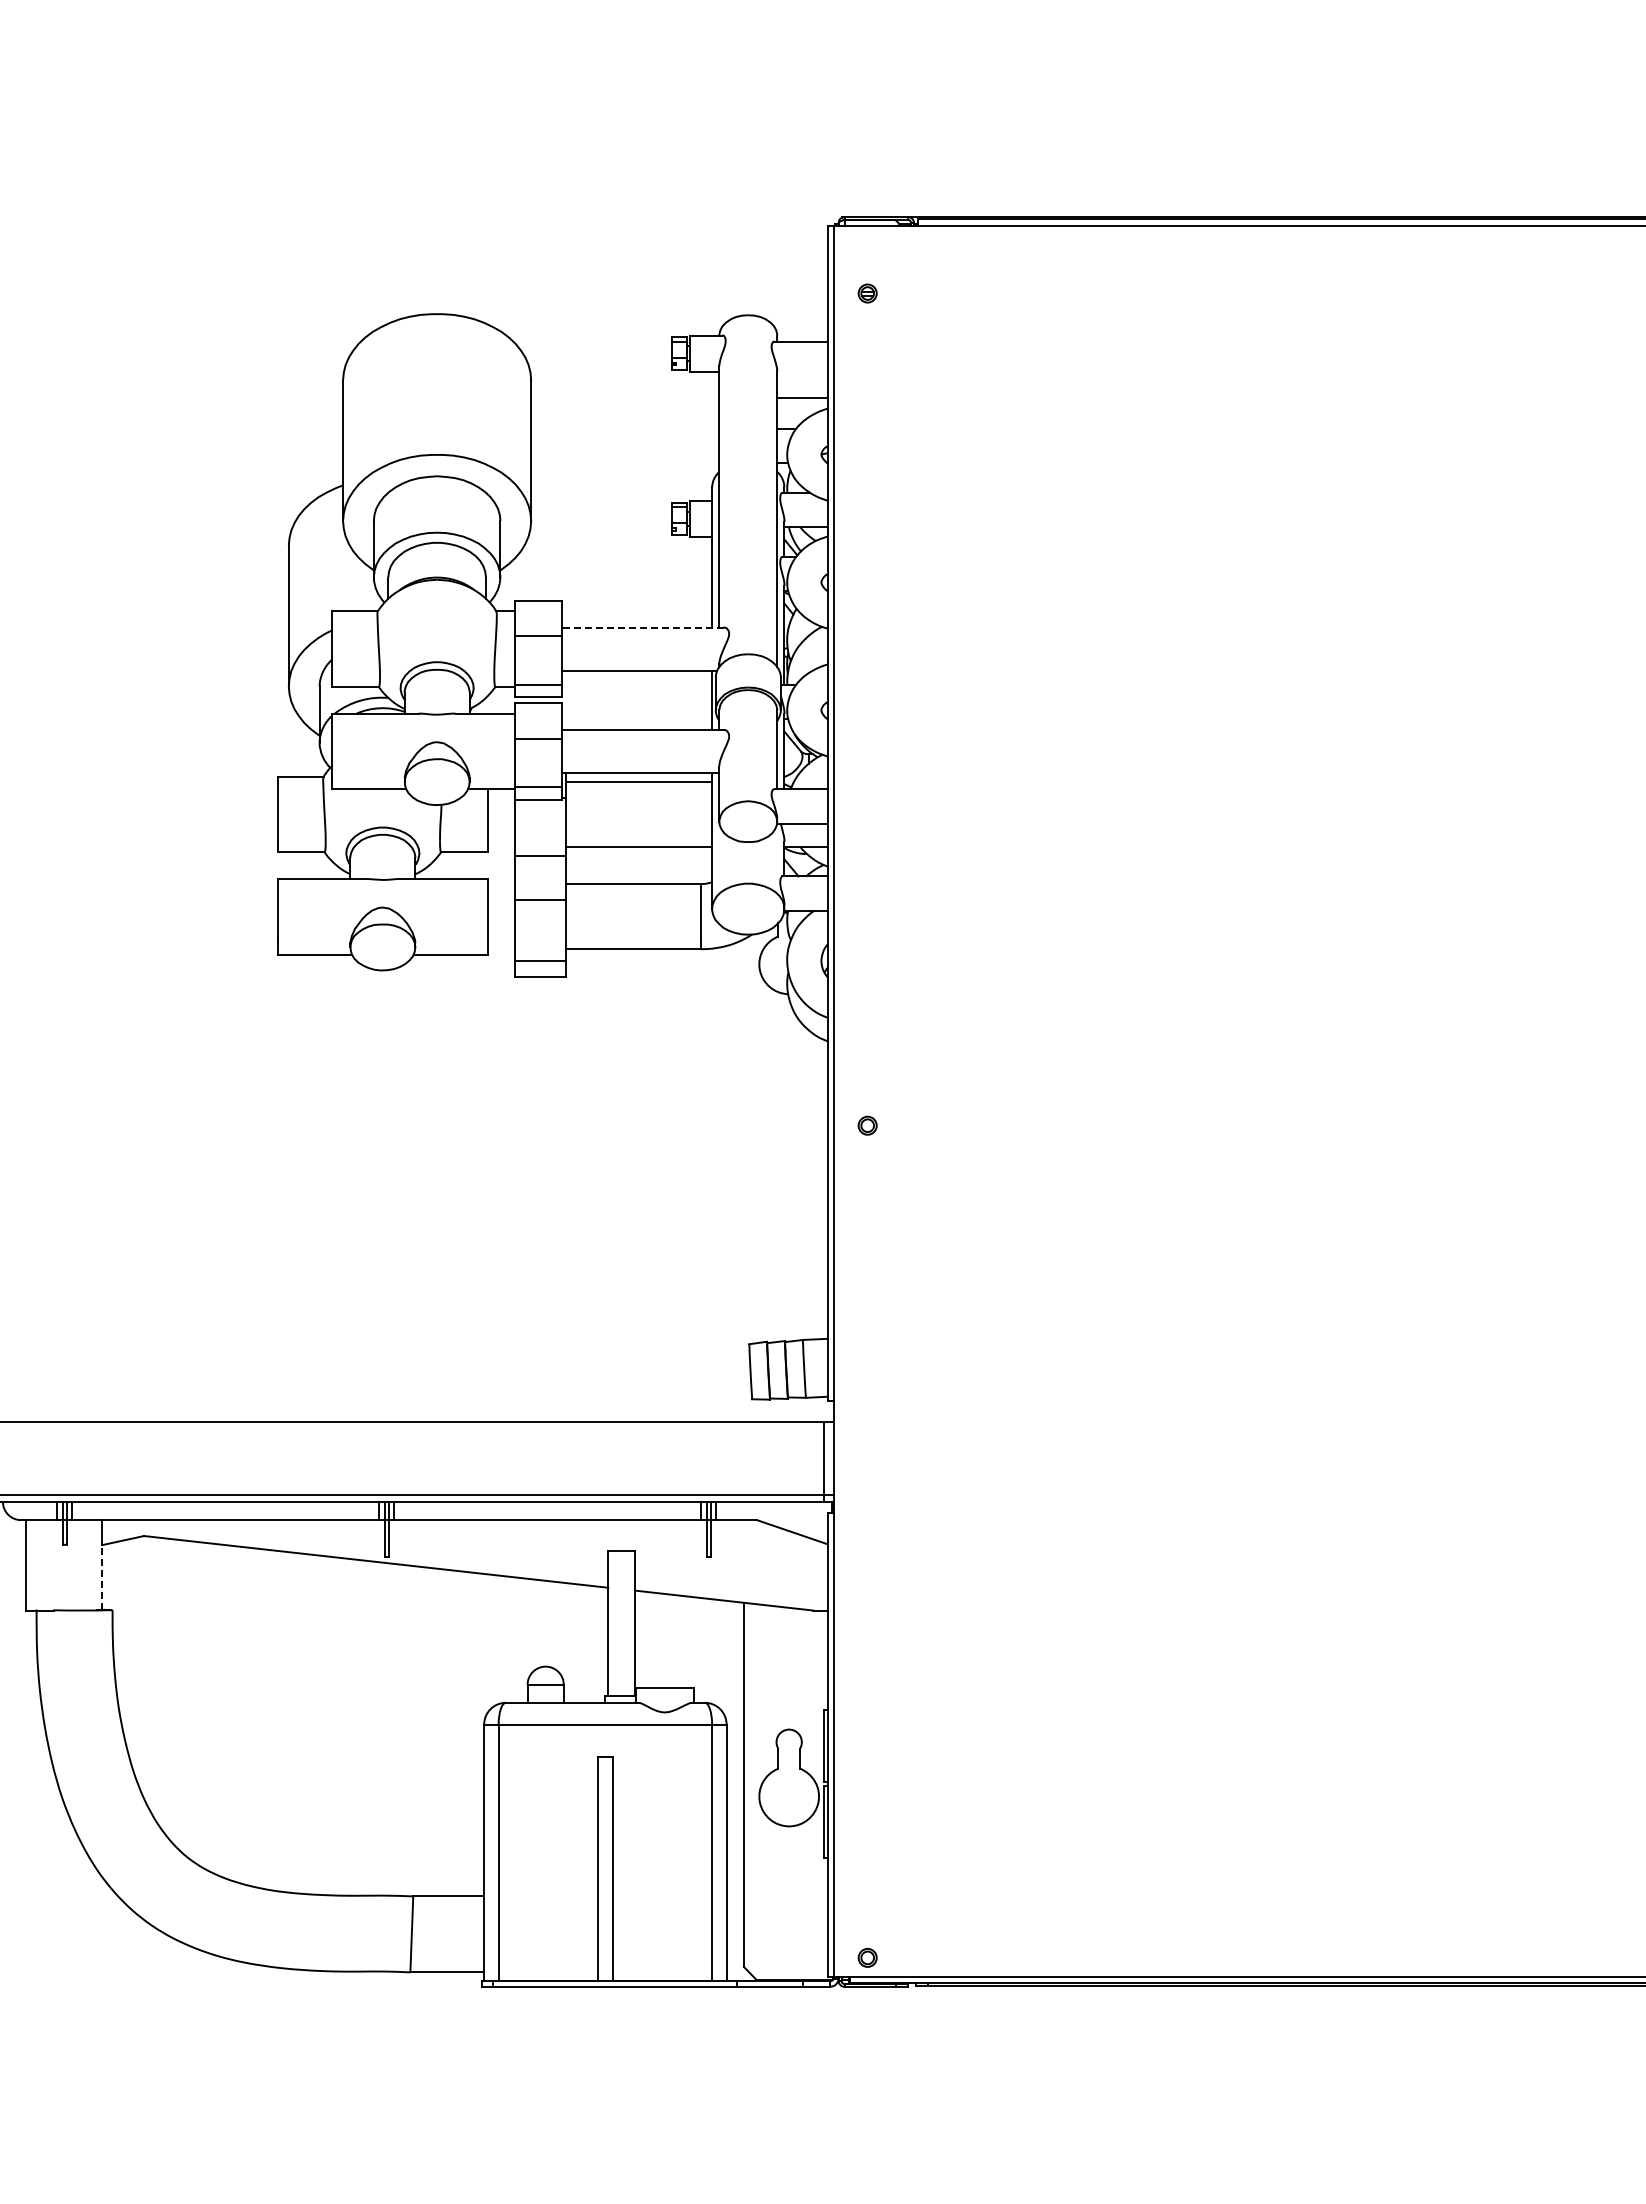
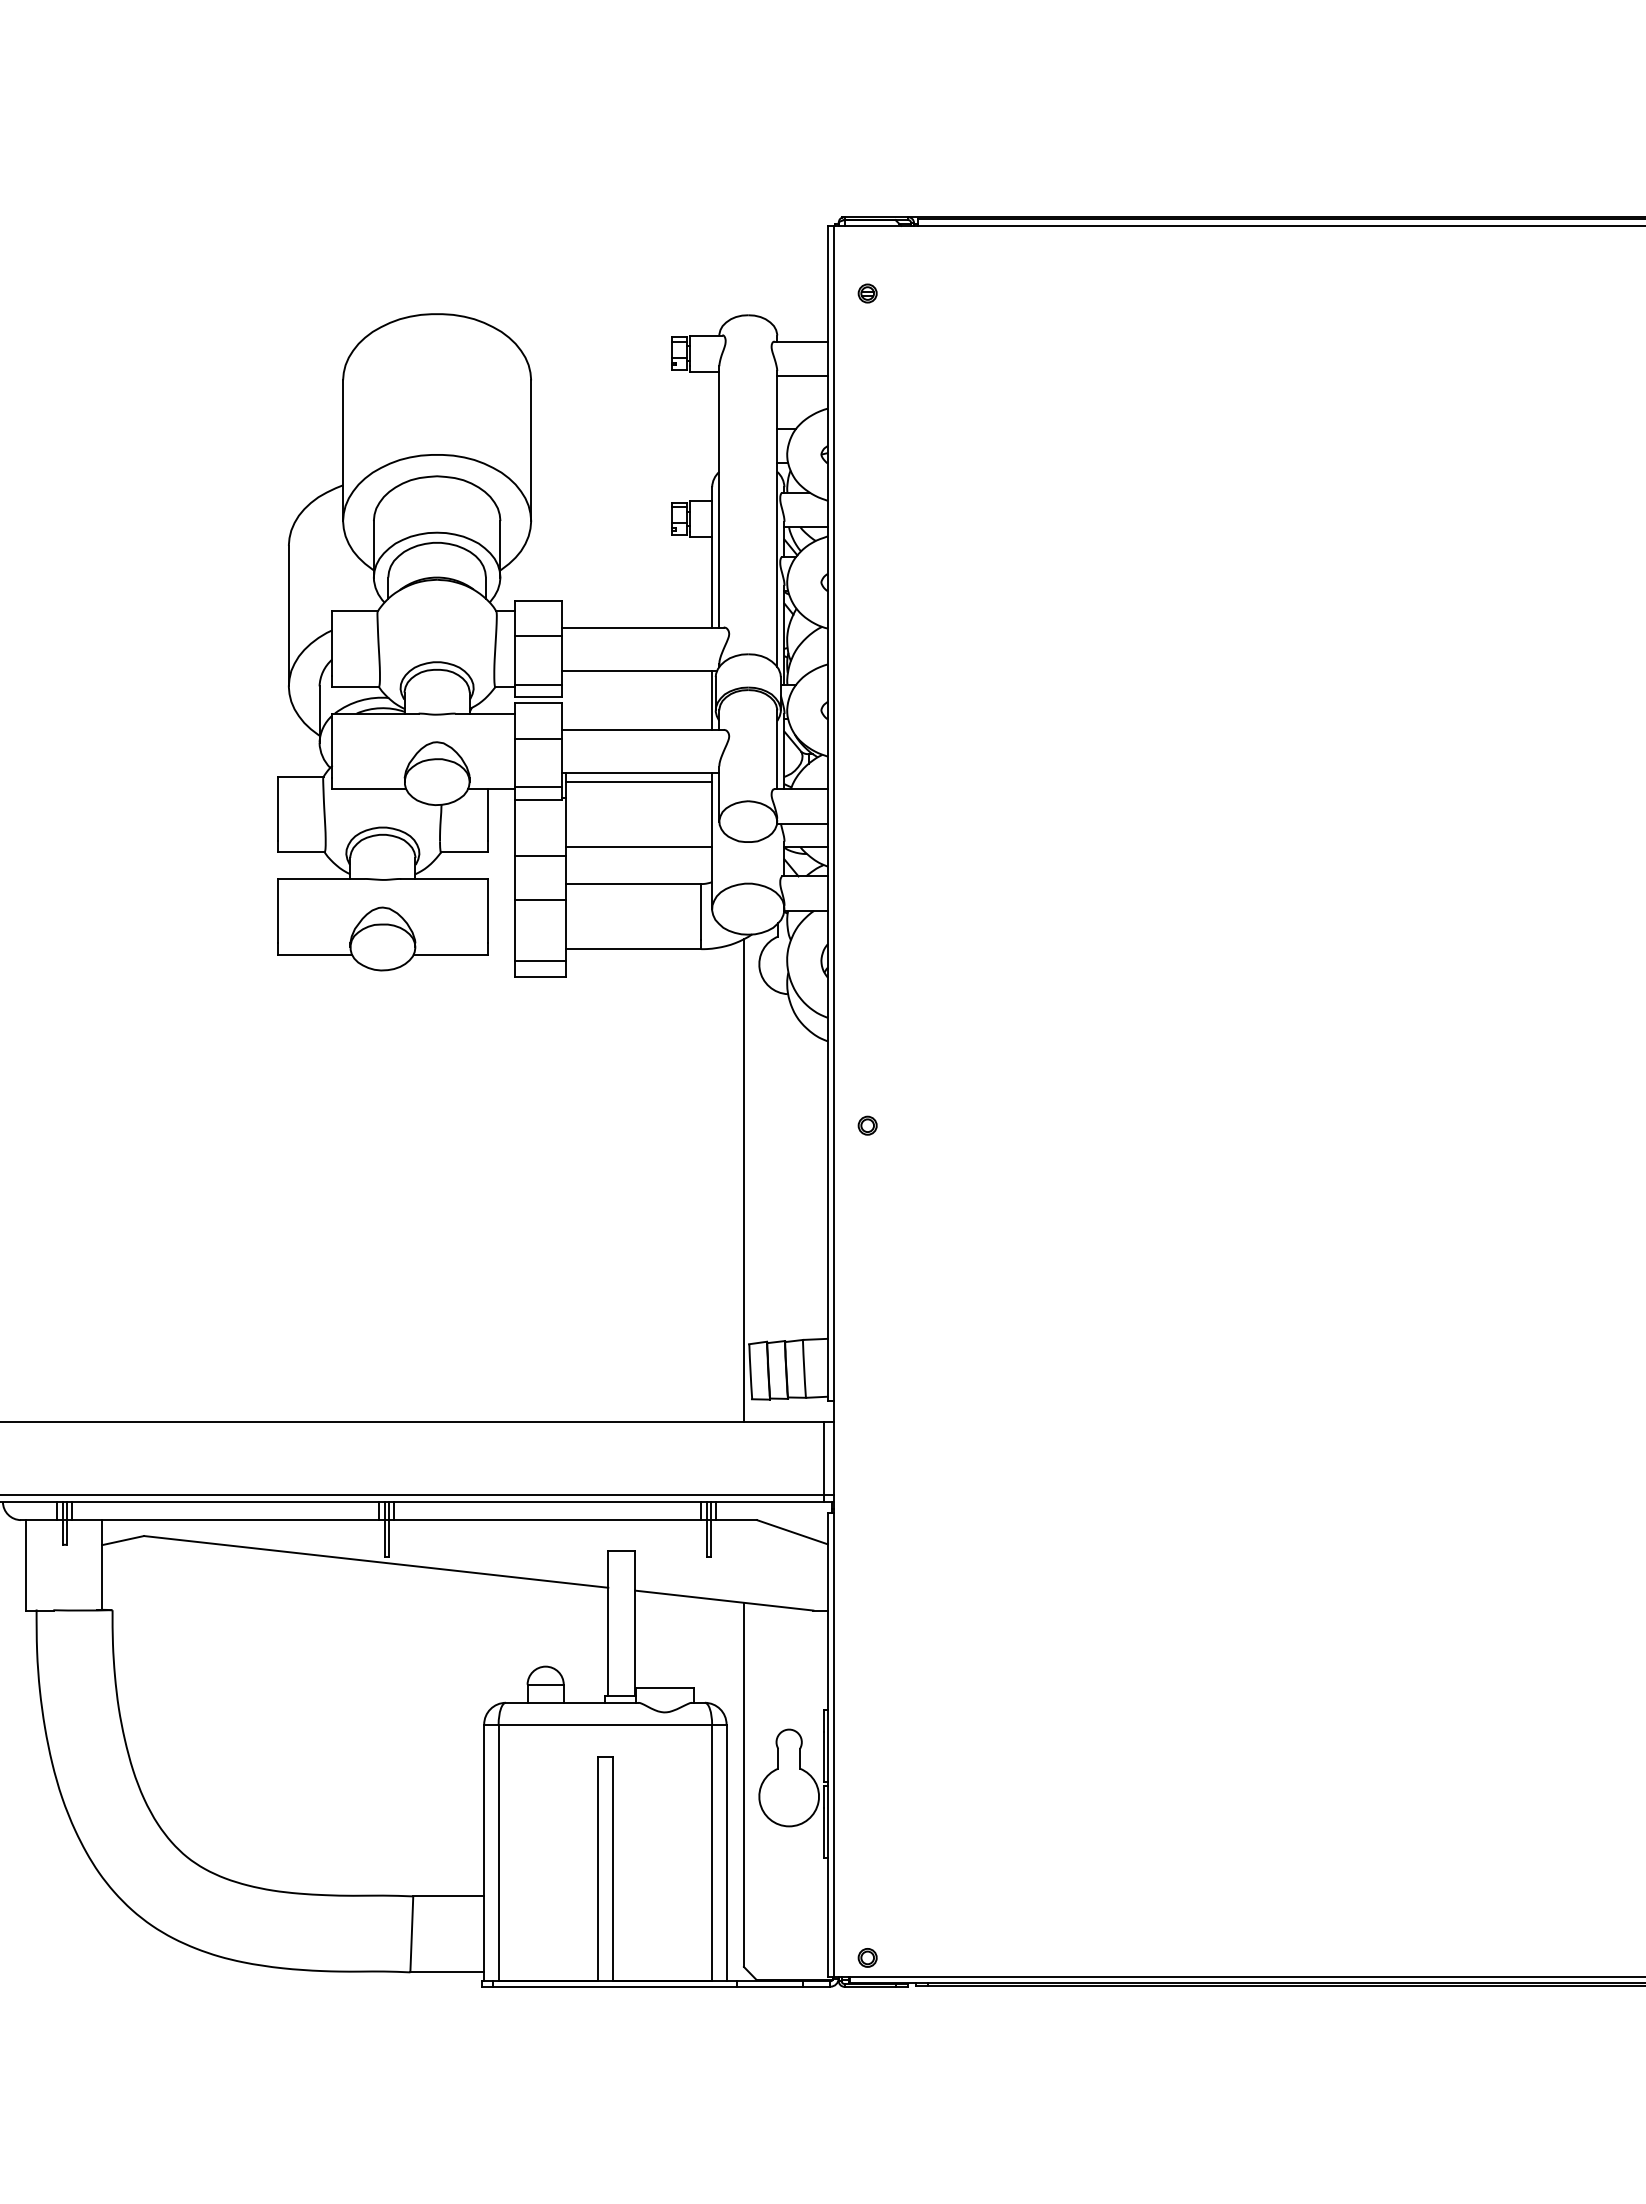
line position: (802, 398) -> (802, 376) (802, 376)
line: dashed -> solid (642, 627)
line: none -> present (743, 1180)
line: dashed -> solid (102, 1576)
